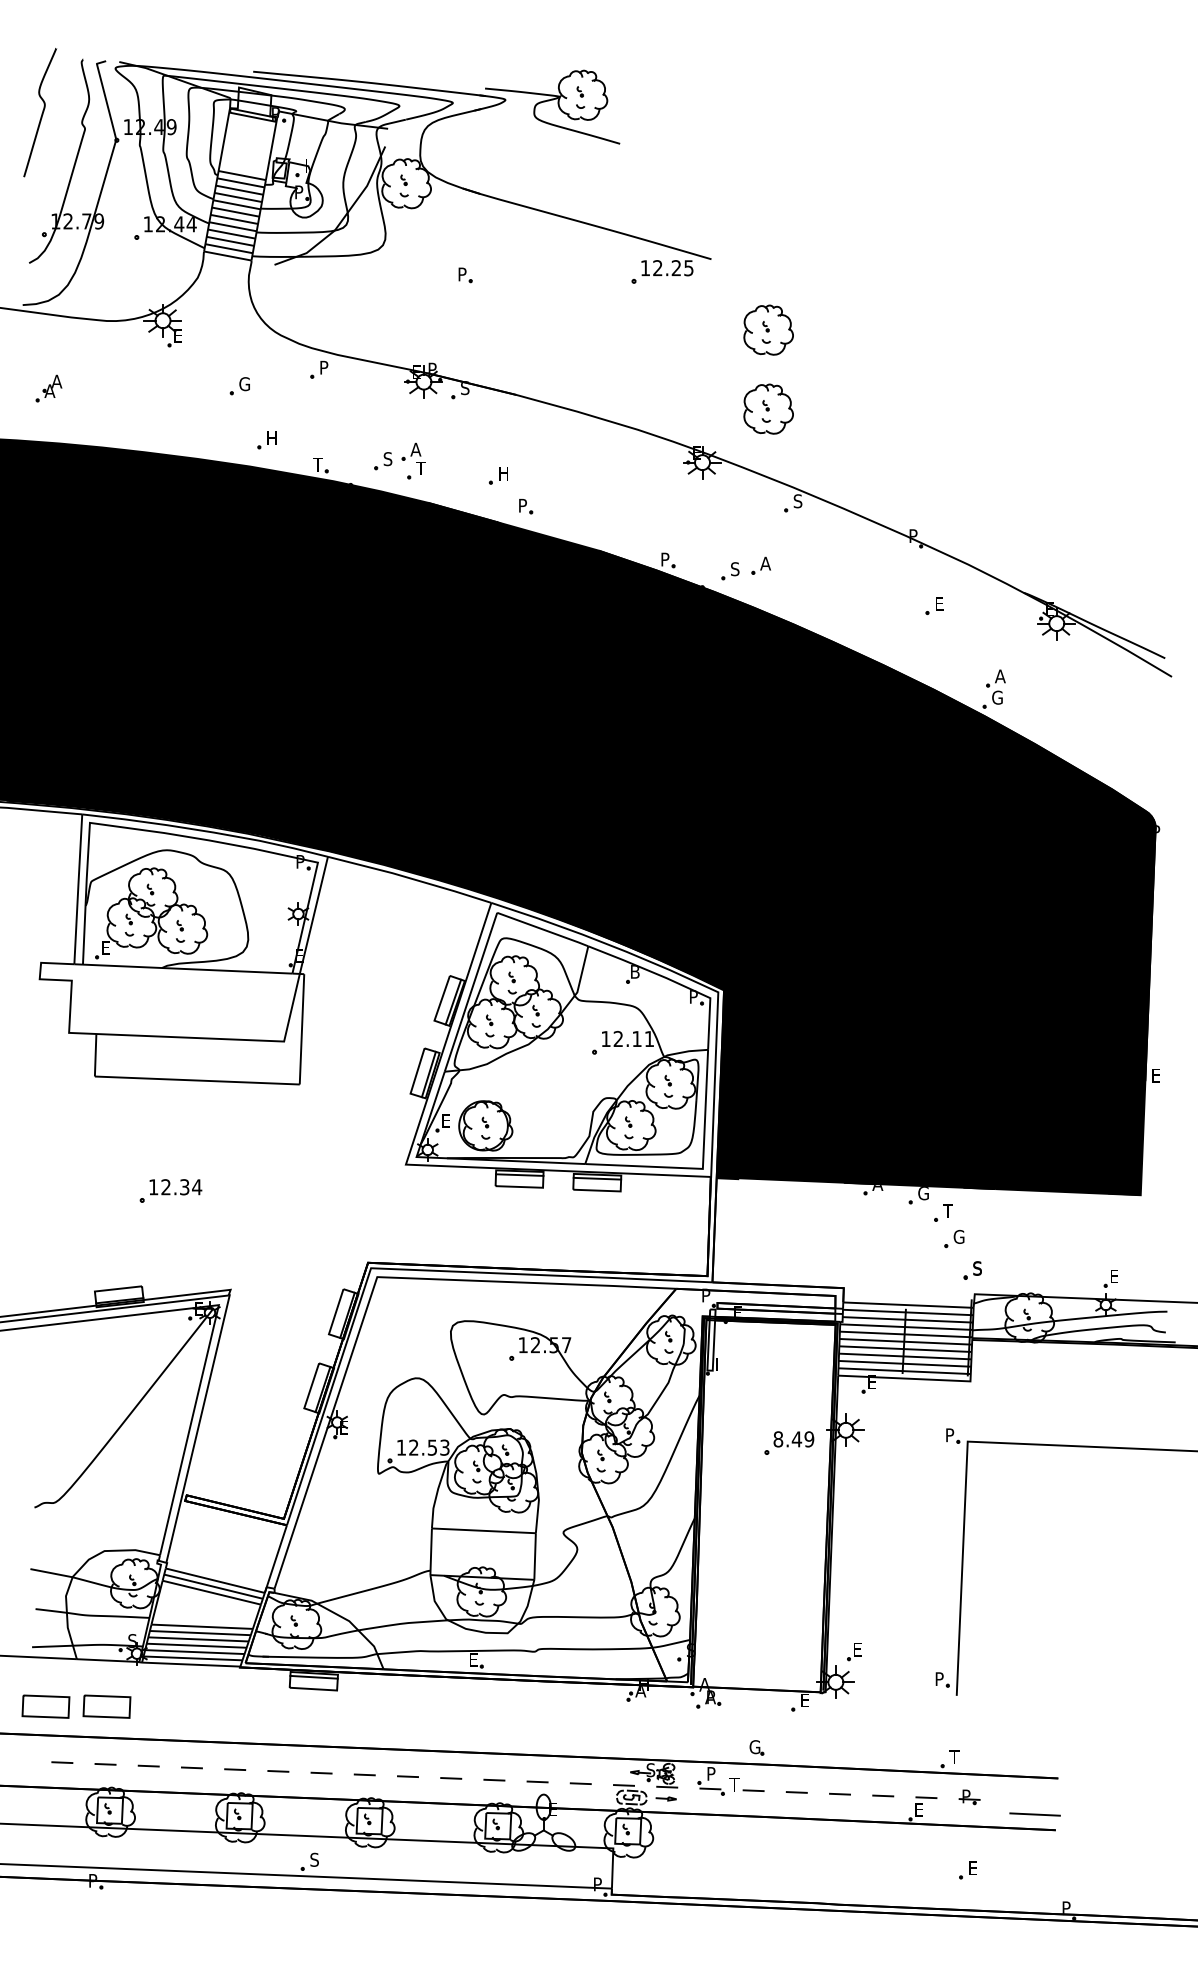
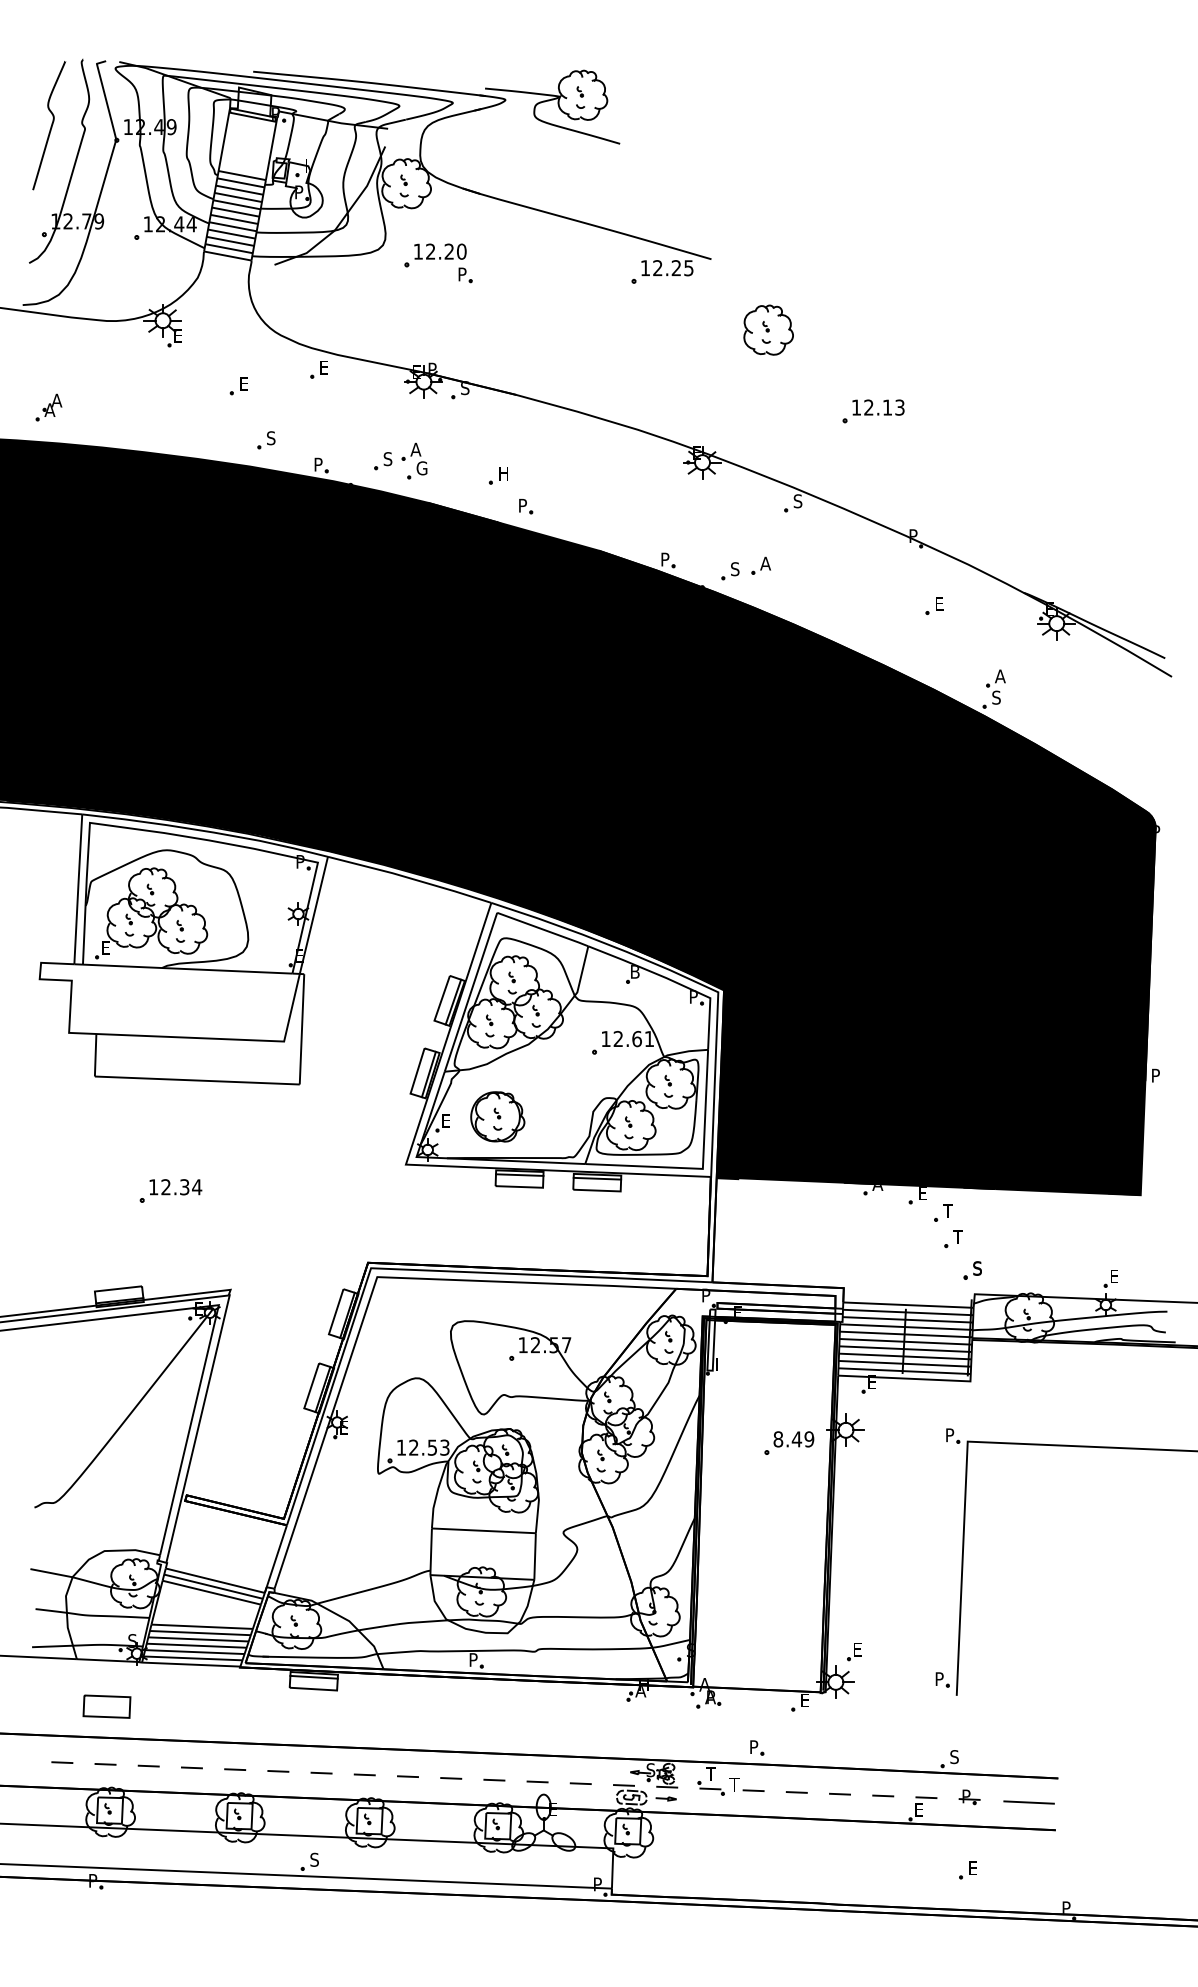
curve position: (41, 113) -> (50, 126) (50, 126)
part: none -> present (435, 255)
text: P -> E (324, 367)
text: G -> E (244, 384)
part position: (48, 388) -> (48, 407) (48, 407)
part: present -> none (768, 408)
part: none -> present (873, 411)
text: H -> S (271, 438)
text: T -> P (317, 464)
text: T -> G (421, 468)
text: G -> S (997, 697)
text: 12.11 -> 12.61 (636, 1038)
text: E -> P (1155, 1075)
part position: (485, 1125) -> (497, 1116) (497, 1116)
text: G -> E (923, 1193)
text: G -> T (958, 1236)
text: E -> P (473, 1659)
part: present -> none (45, 1706)
text: G -> P (754, 1747)
text: T -> S (954, 1757)
text: P -> T (710, 1773)
line position: (1034, 1814) -> (1028, 1802) (1028, 1802)
